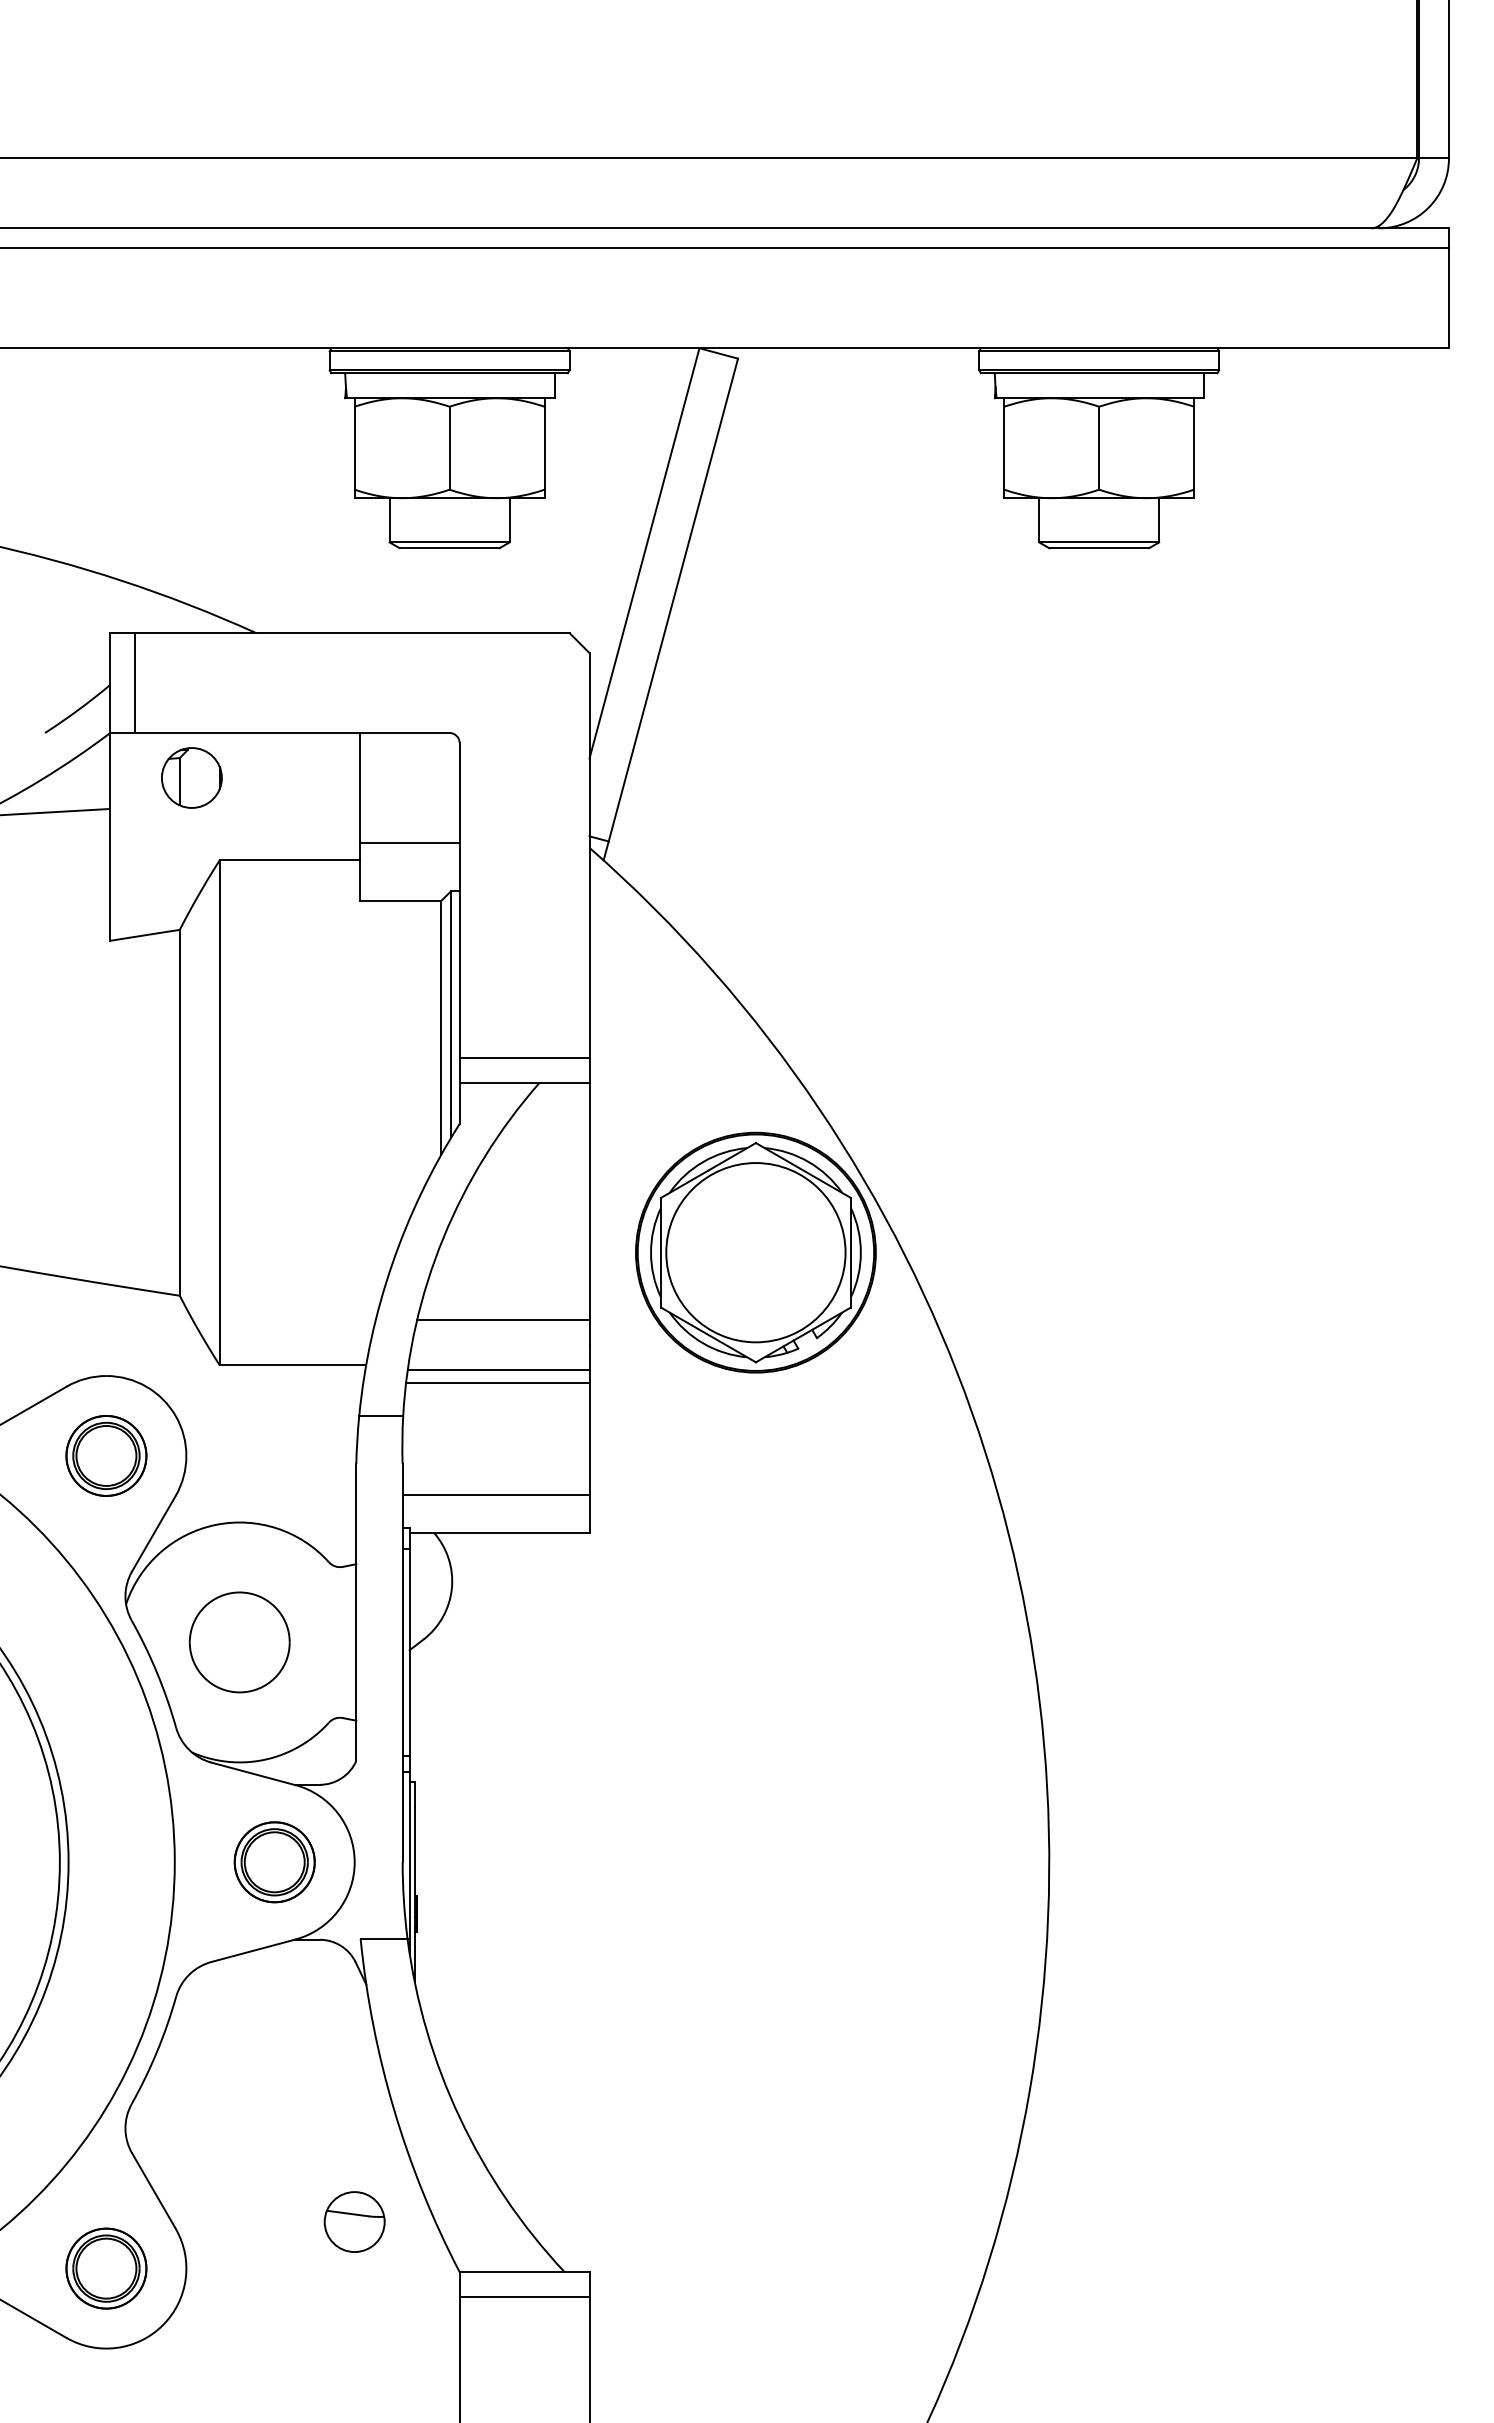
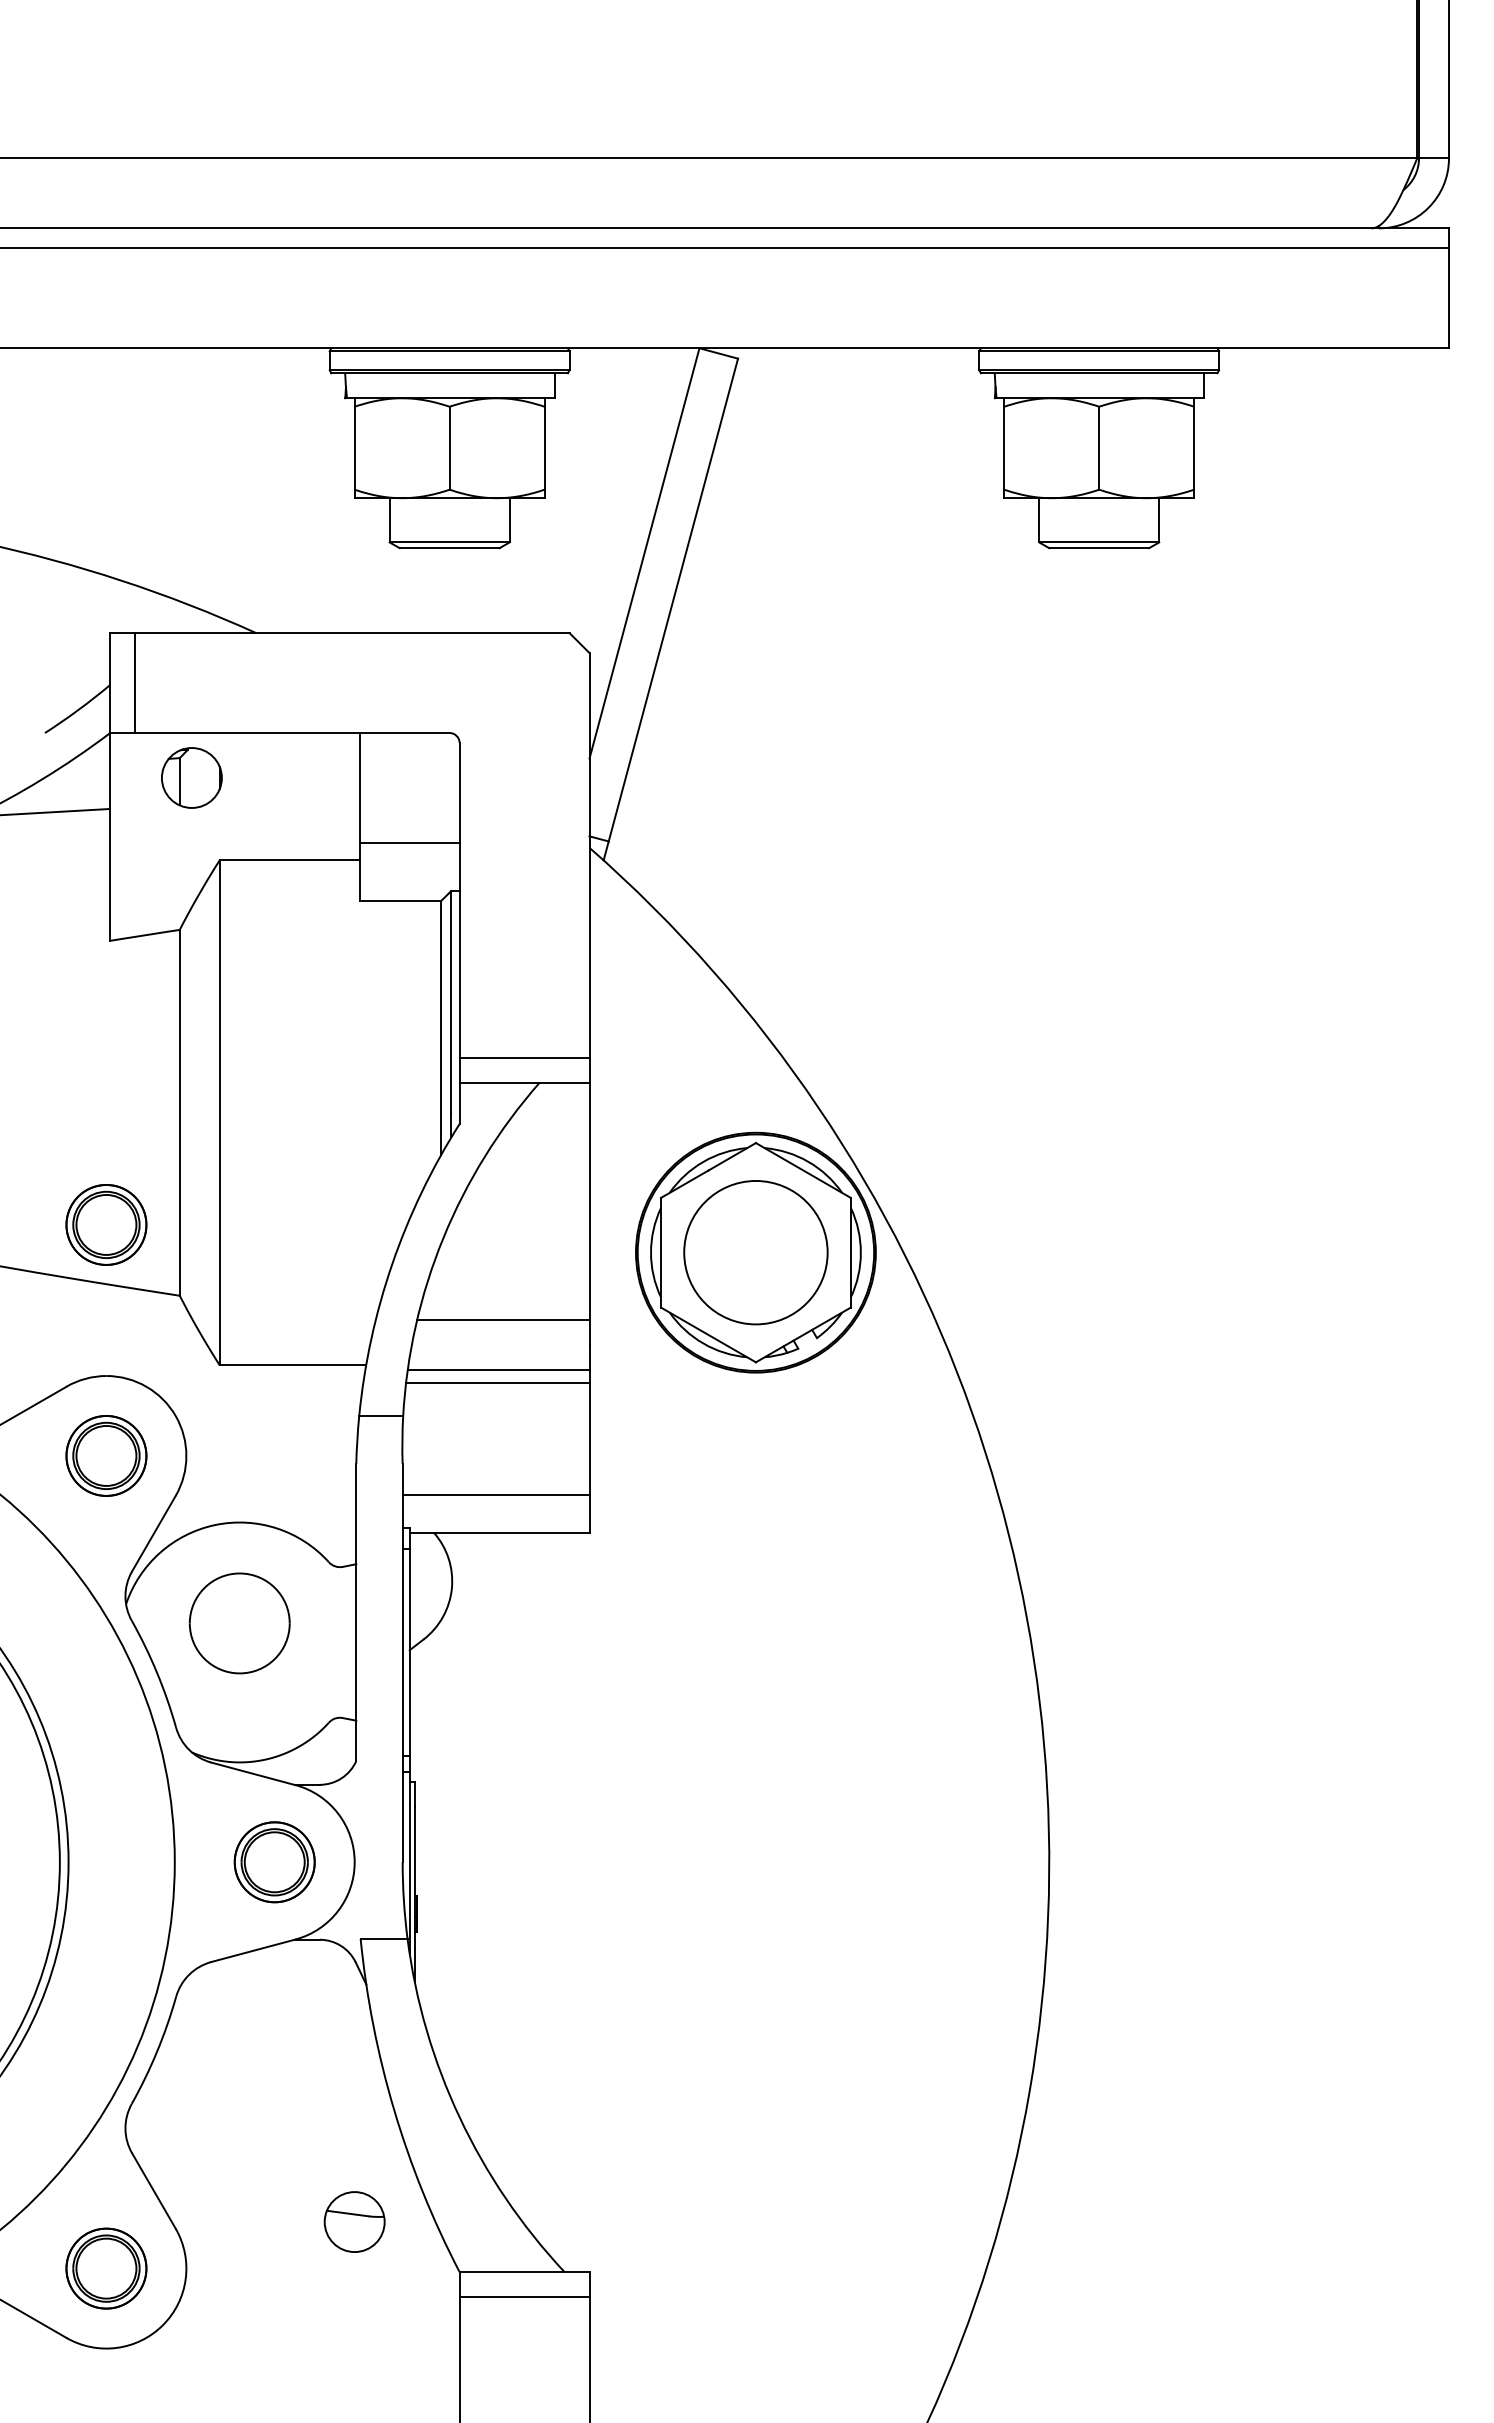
part: none -> present (106, 1224)
circle diameter: 179 px -> 143 px (755, 1252)
part position: (239, 1642) -> (239, 1623) (239, 1623)
